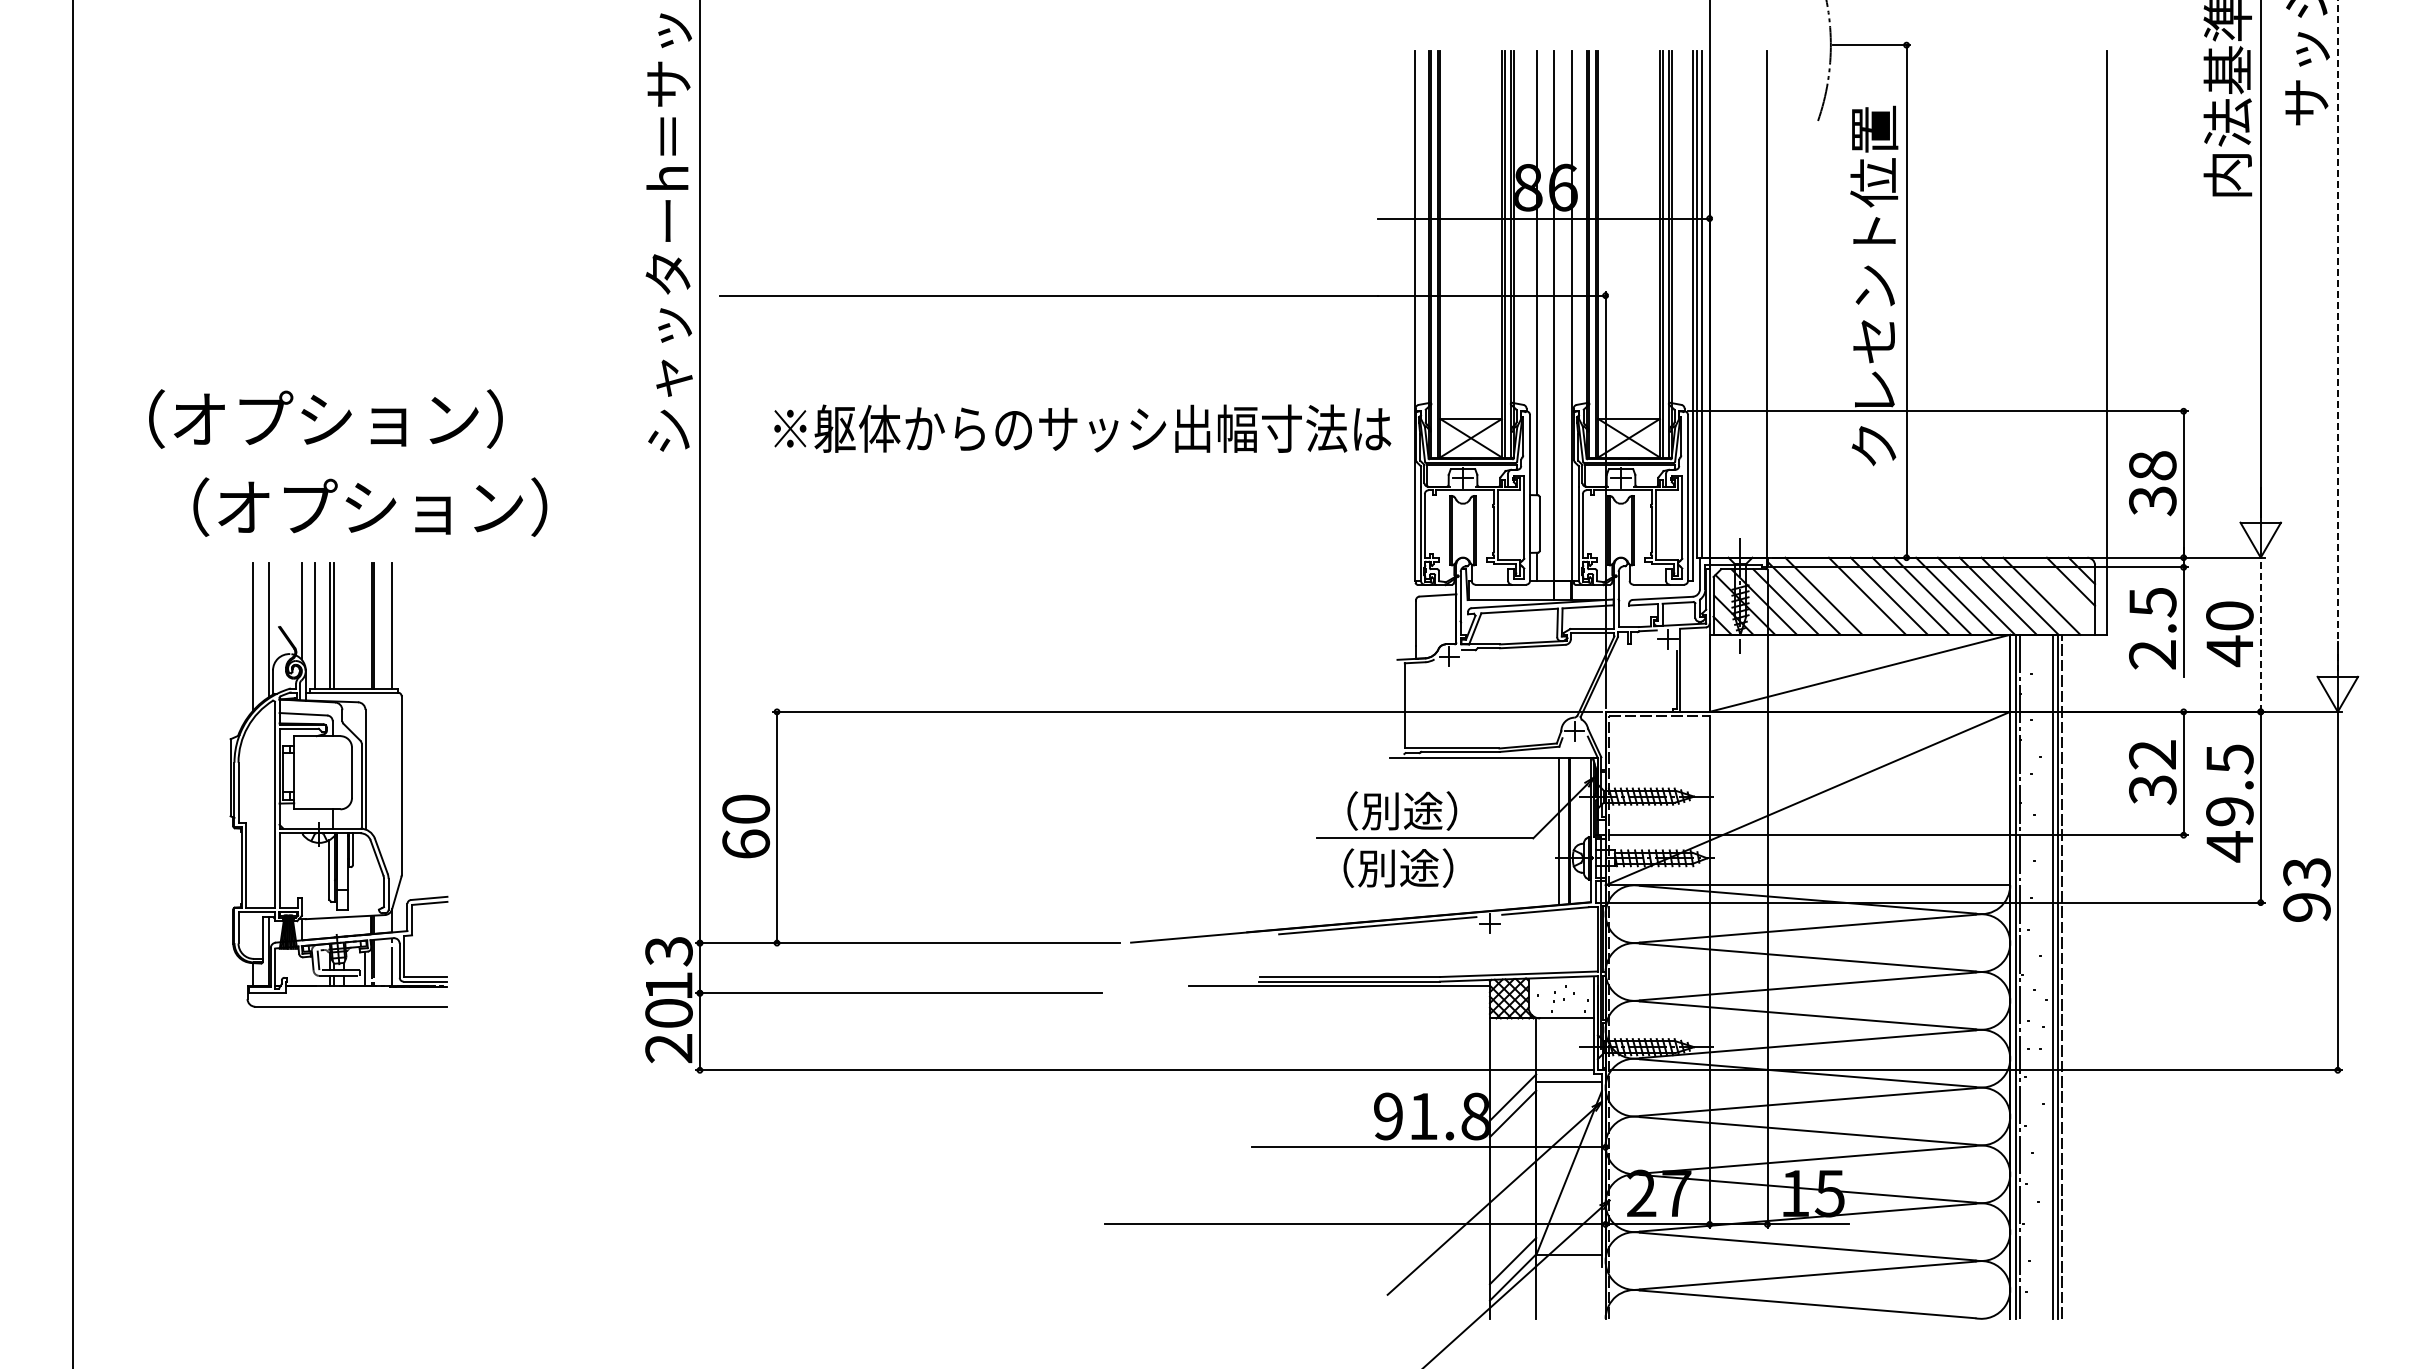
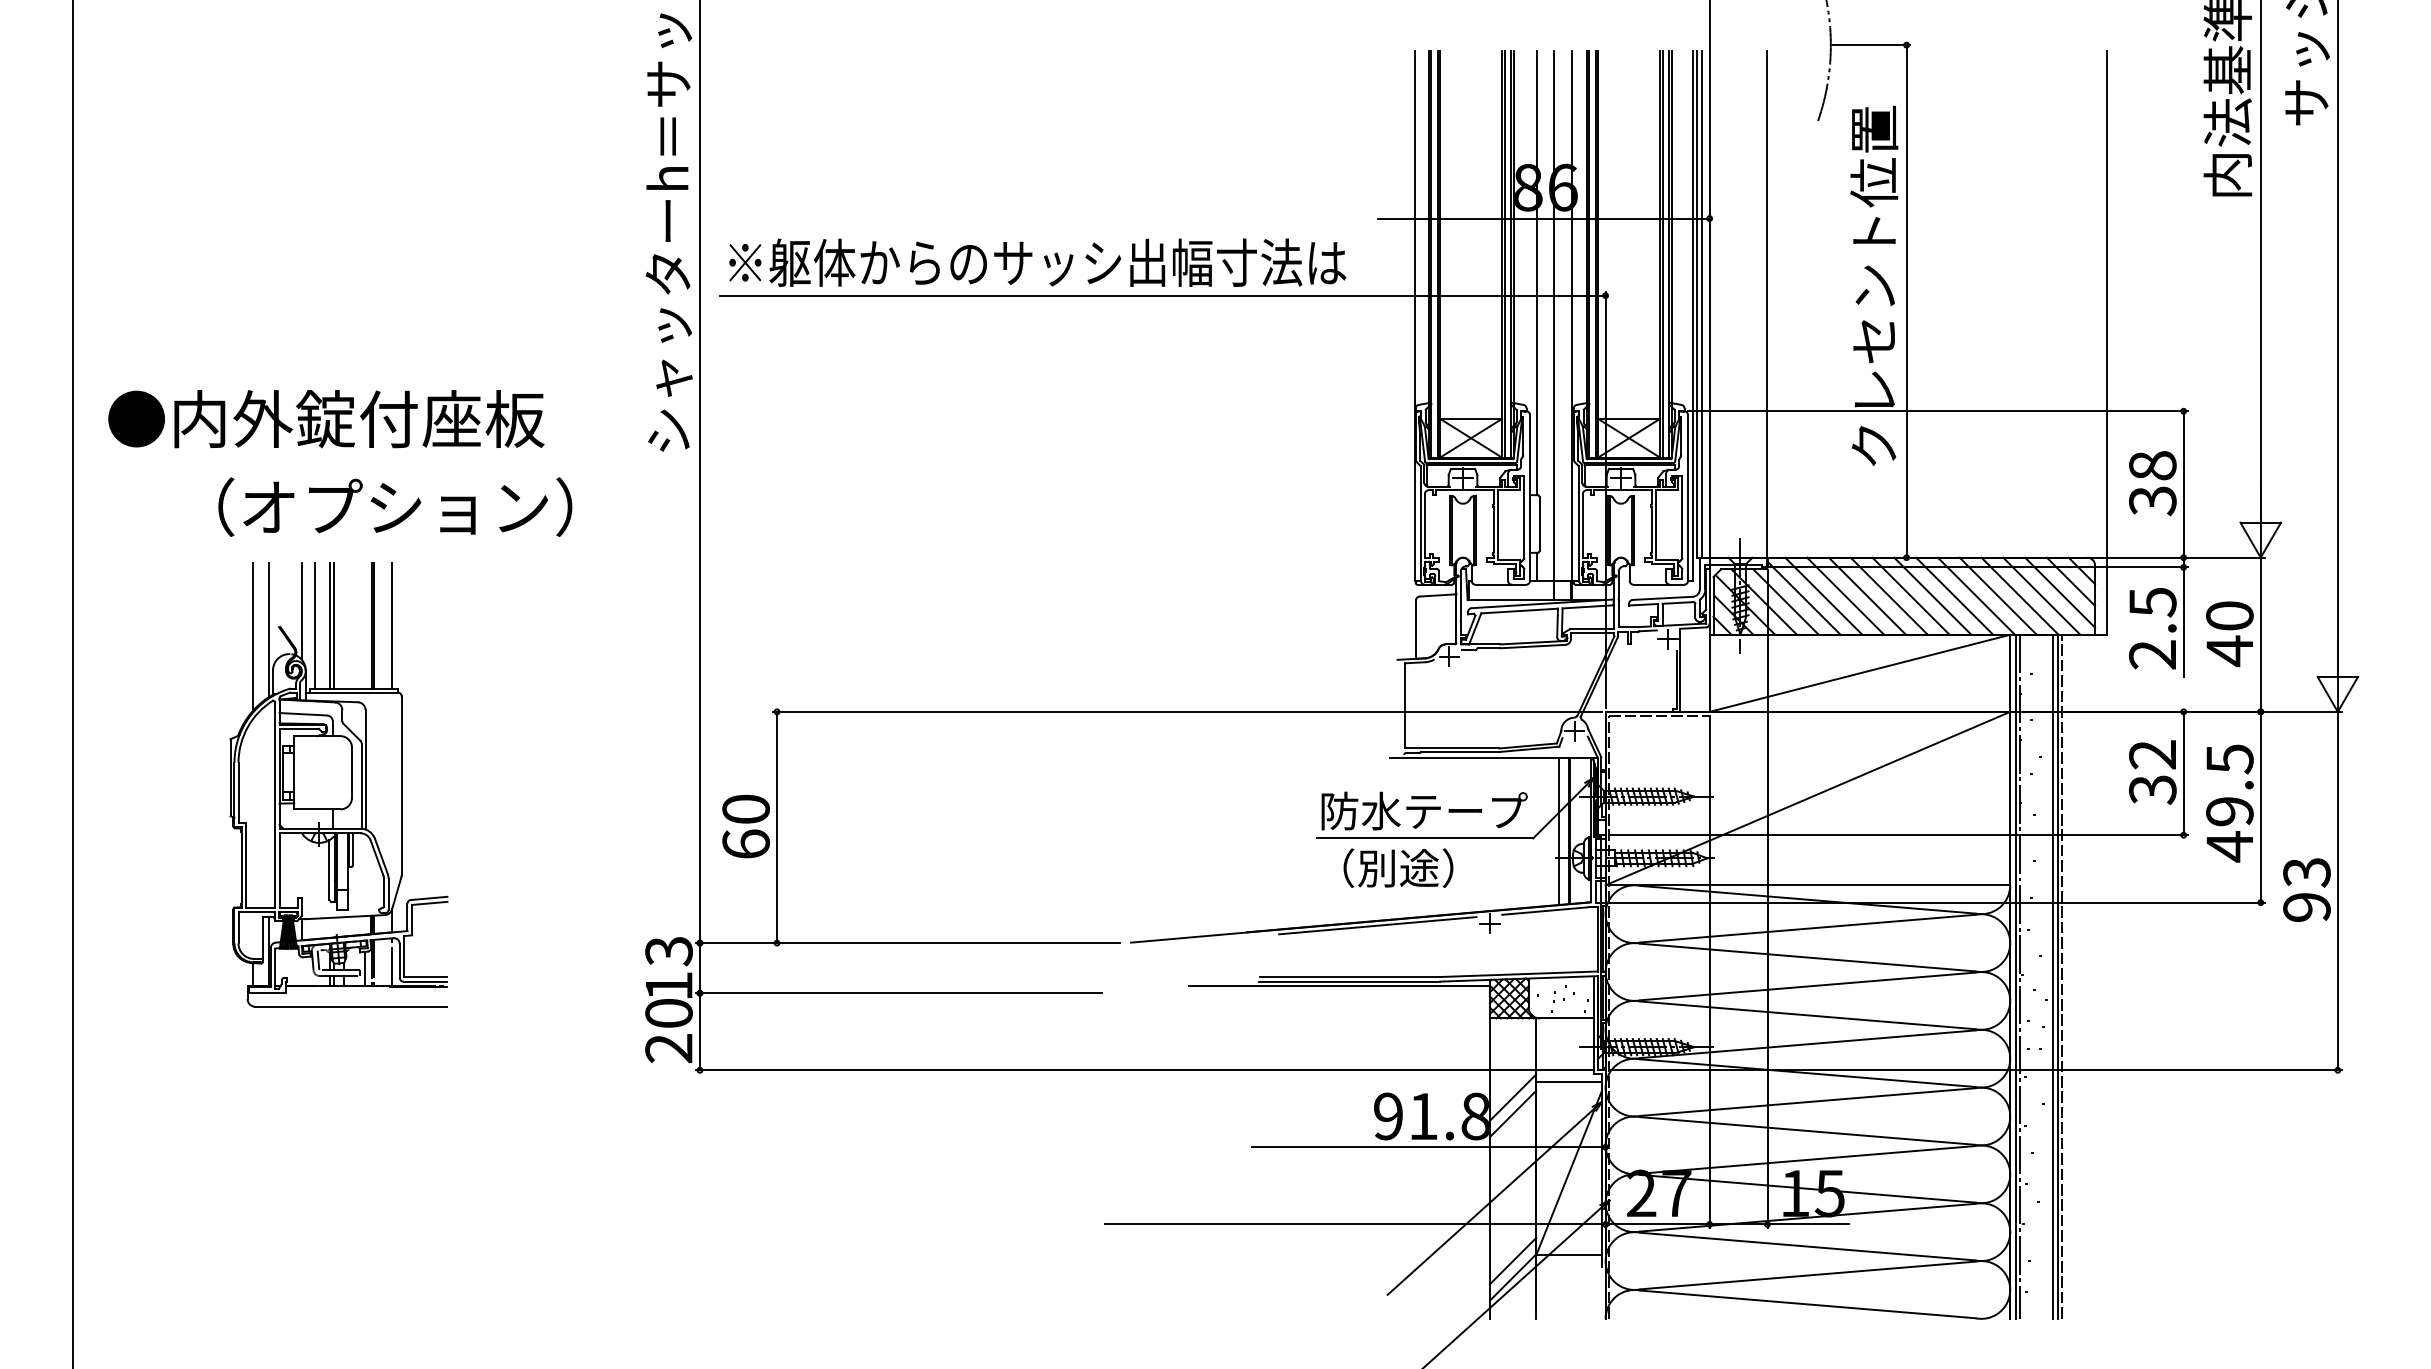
line: dashed -> solid (2337, 336)
text: （オプション） -> ●内外錠付座板 (326, 418)
text position: (1082, 428) -> (1037, 262) (1037, 262)
text position: (370, 506) -> (395, 506) (395, 506)
line: none -> present (2060, 592)
line: none -> present (1845, 595)
line: dashed -> solid (2260, 634)
text: （別途） -> 防水テープ (1424, 810)
